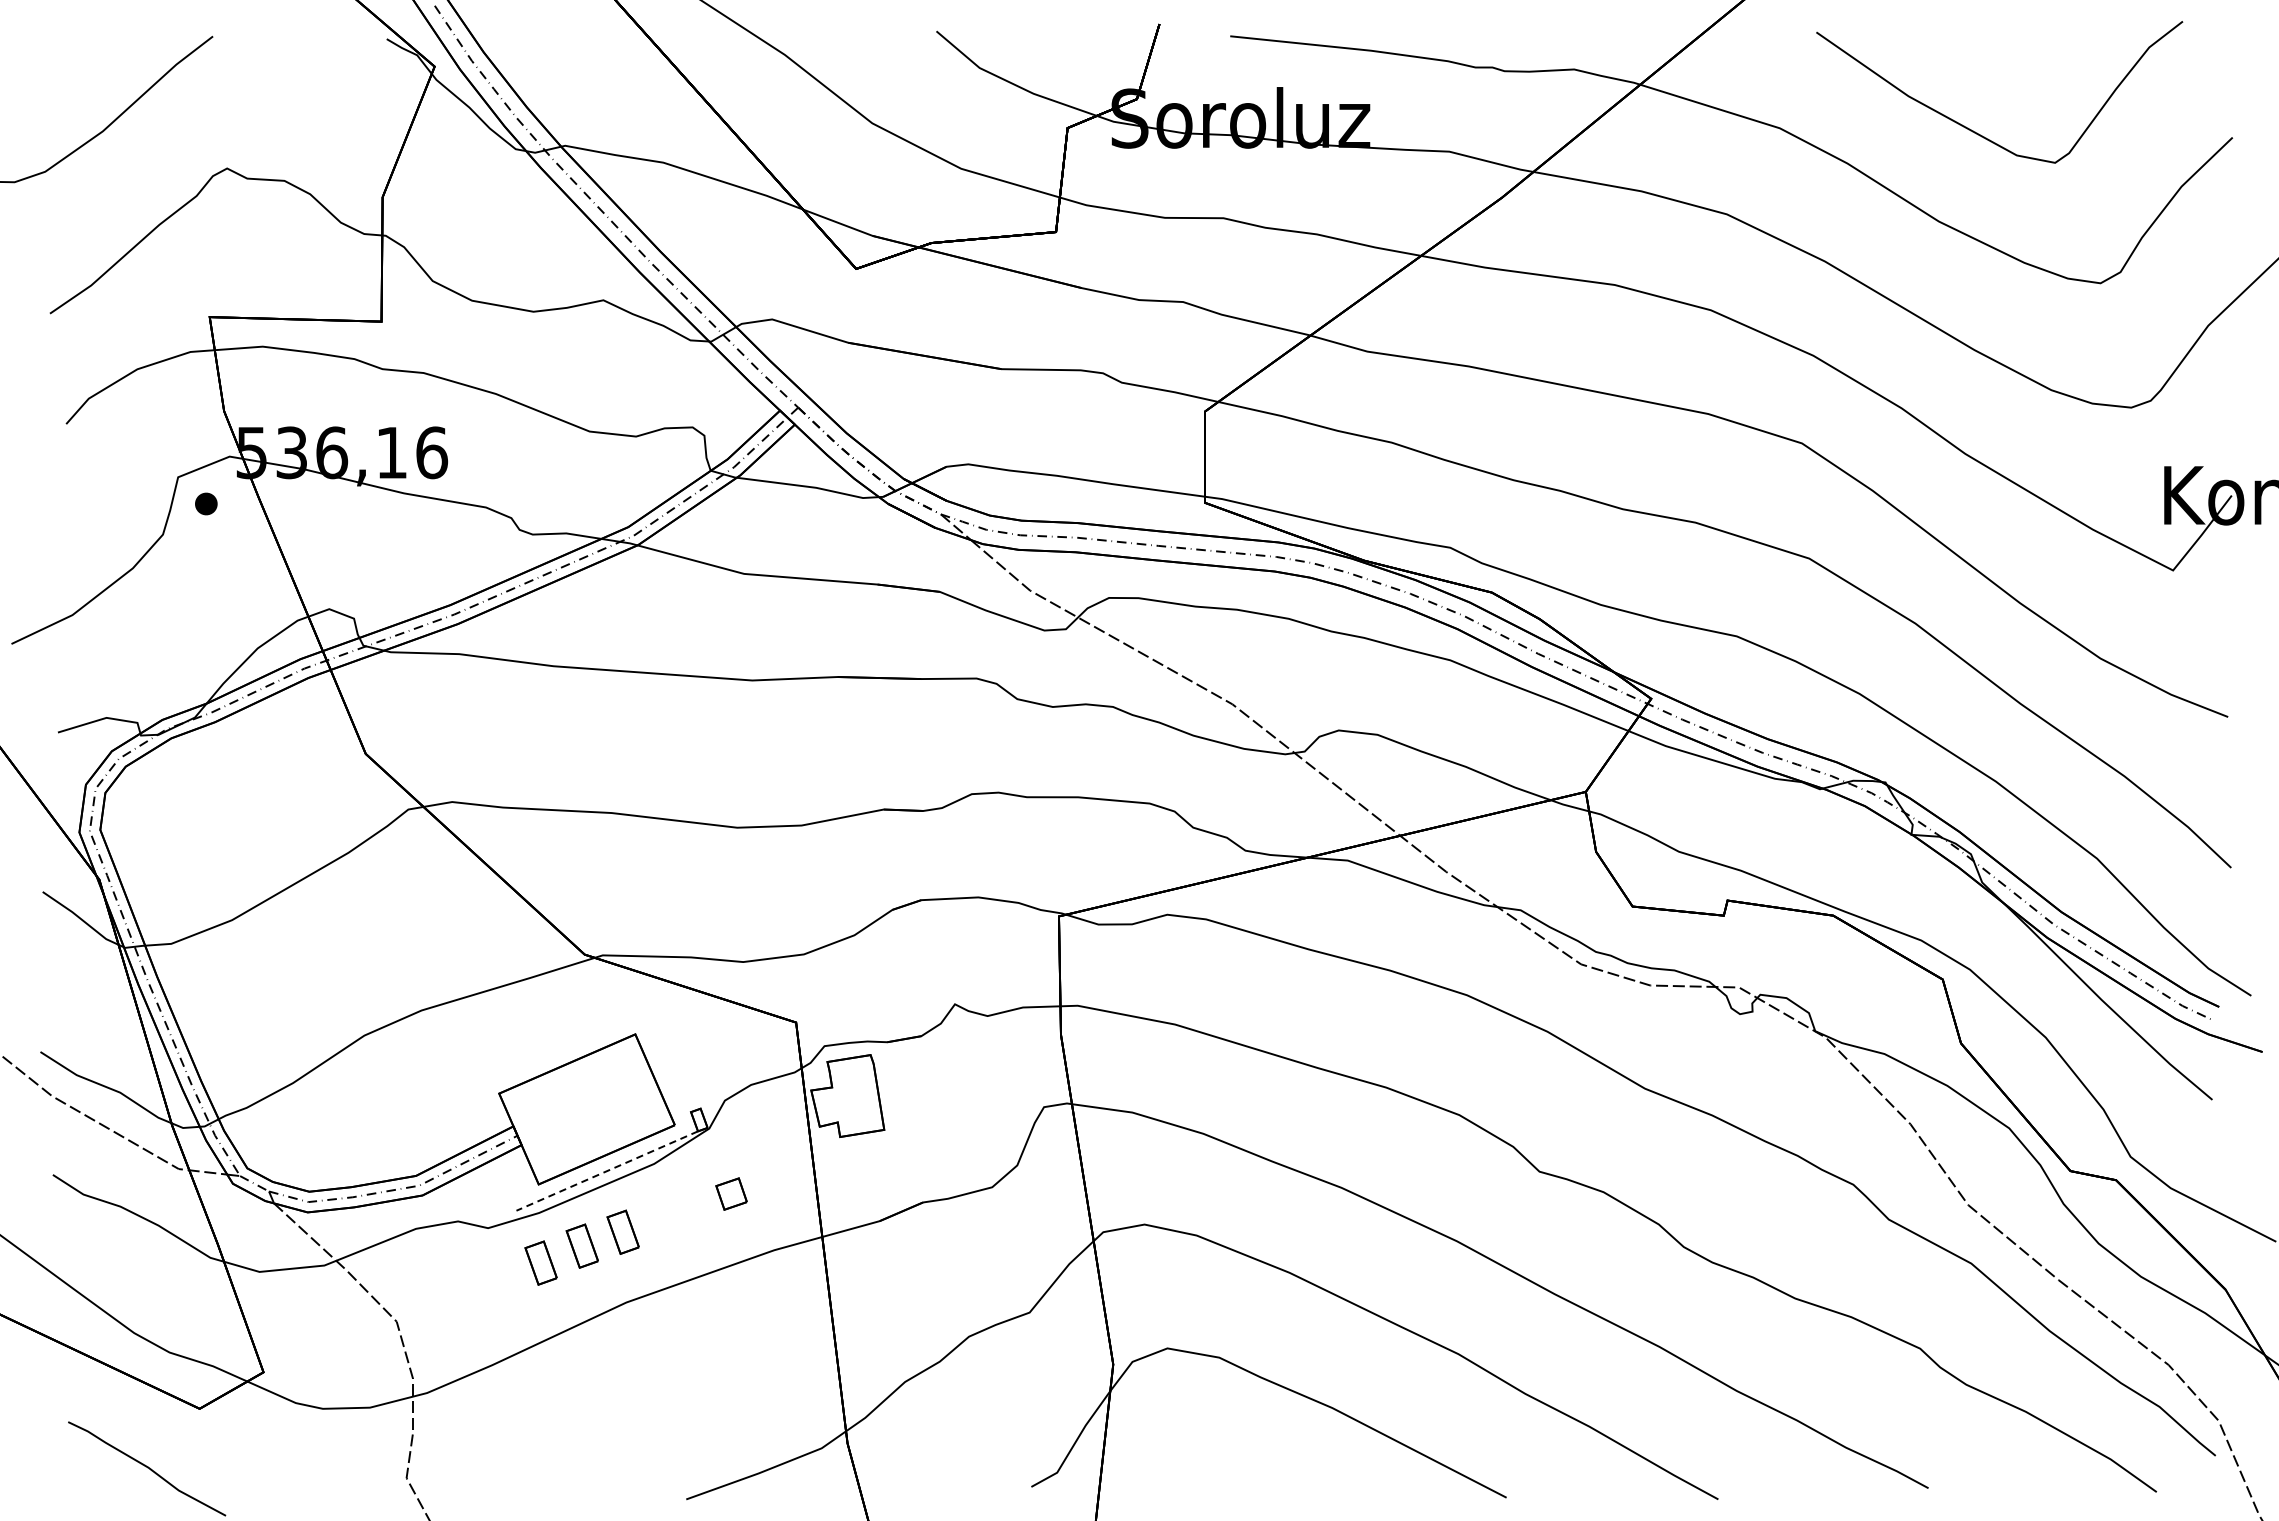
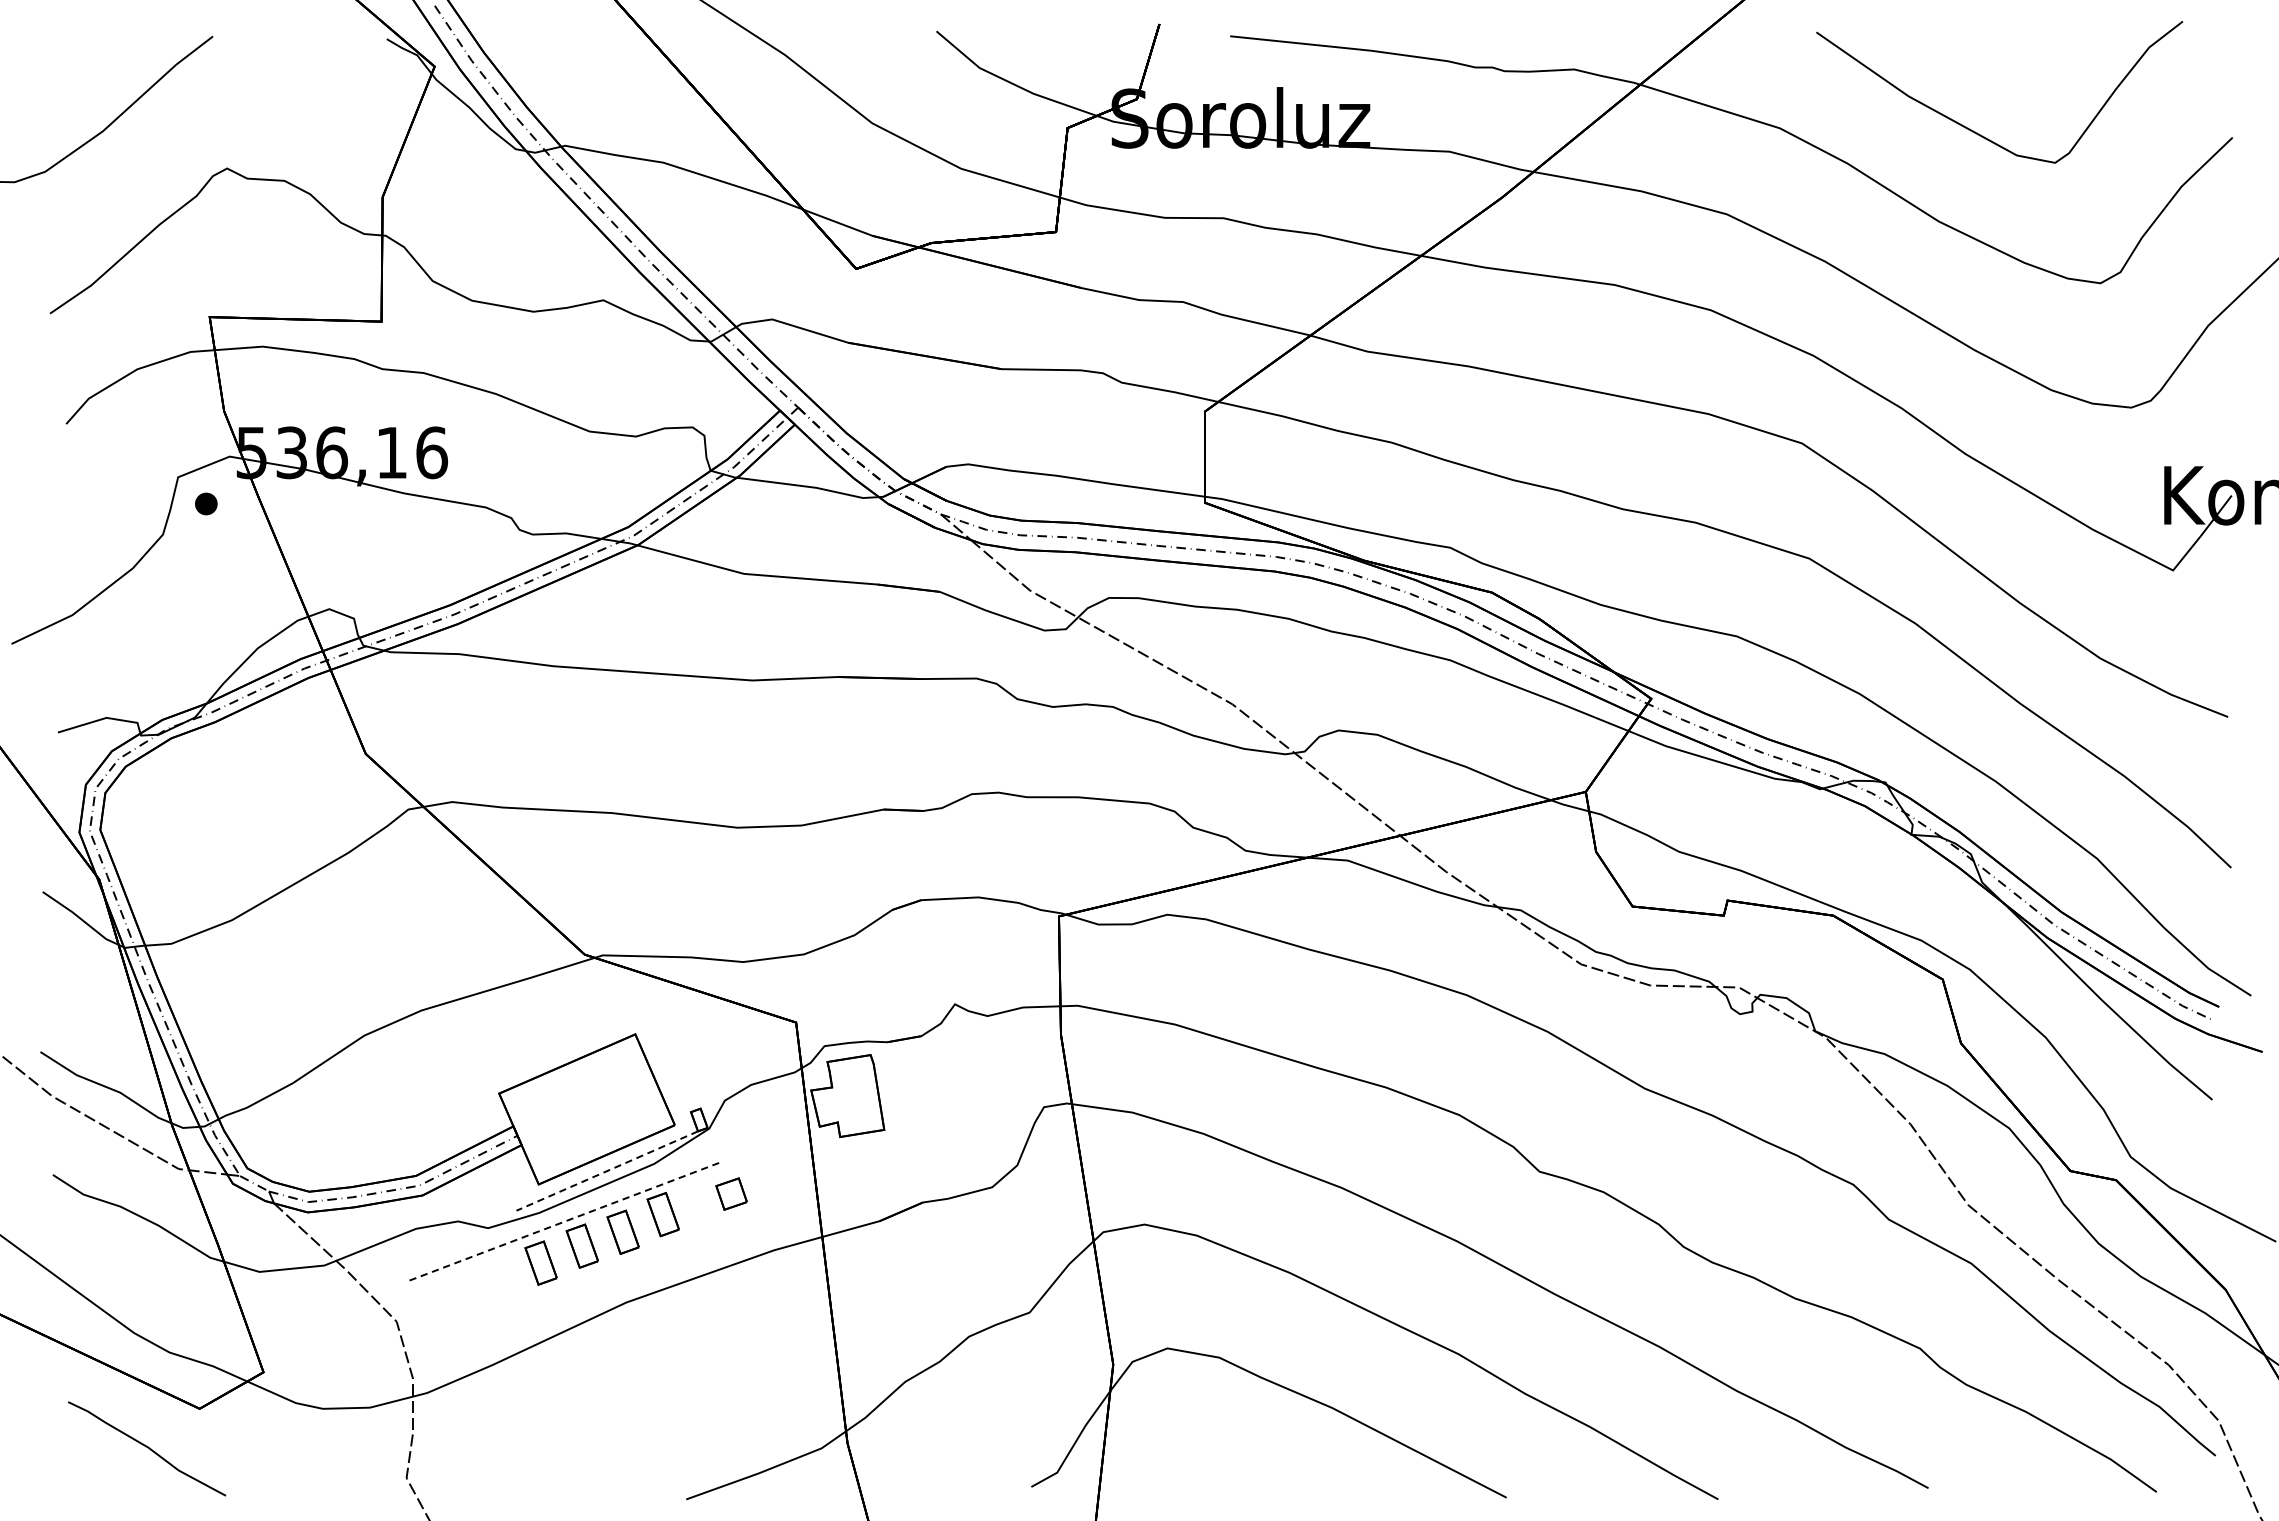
part: none -> present (564, 1221)
curve position: (147, 1468) -> (147, 1448) (147, 1448)
